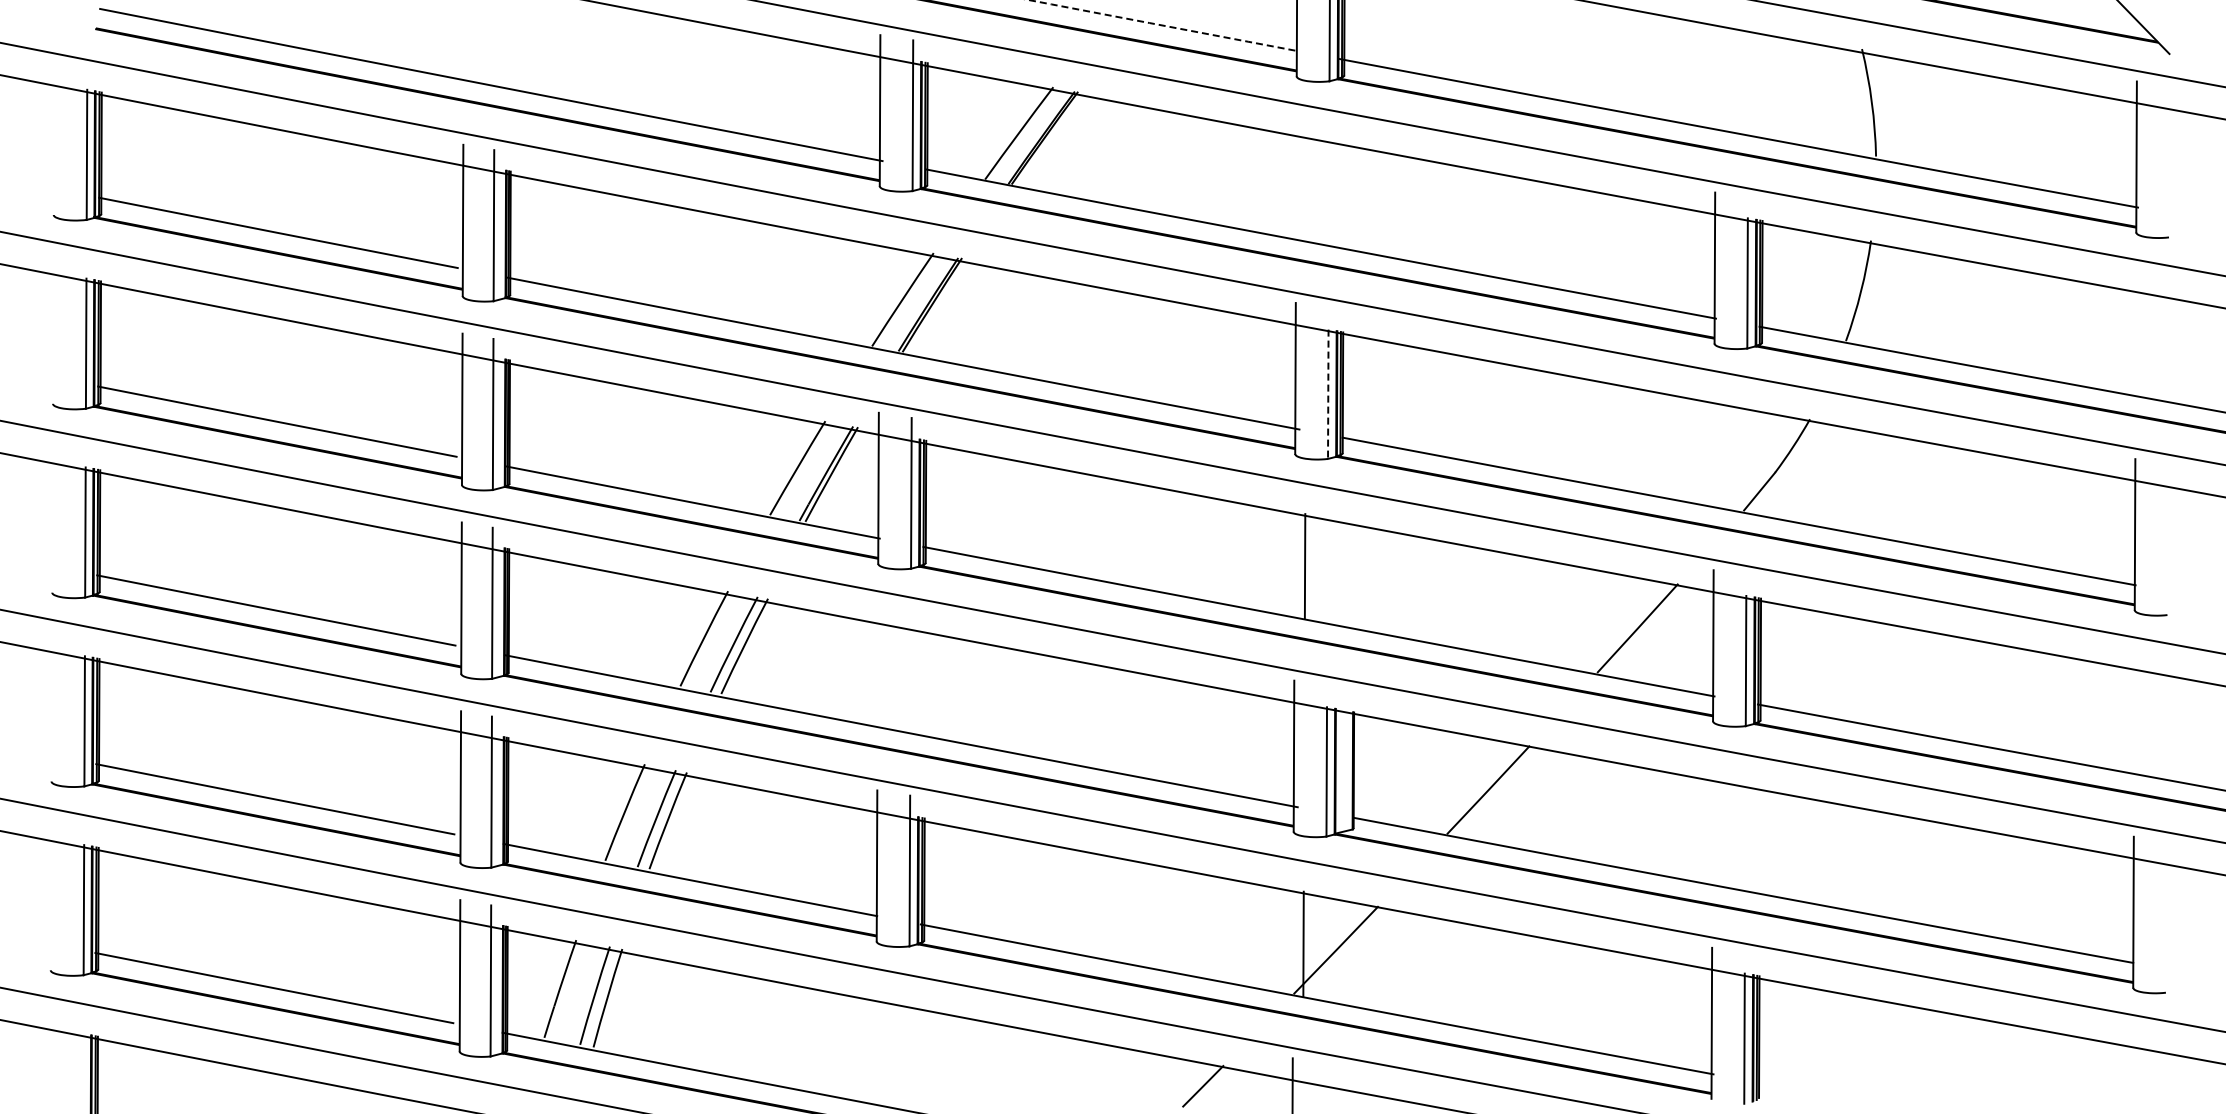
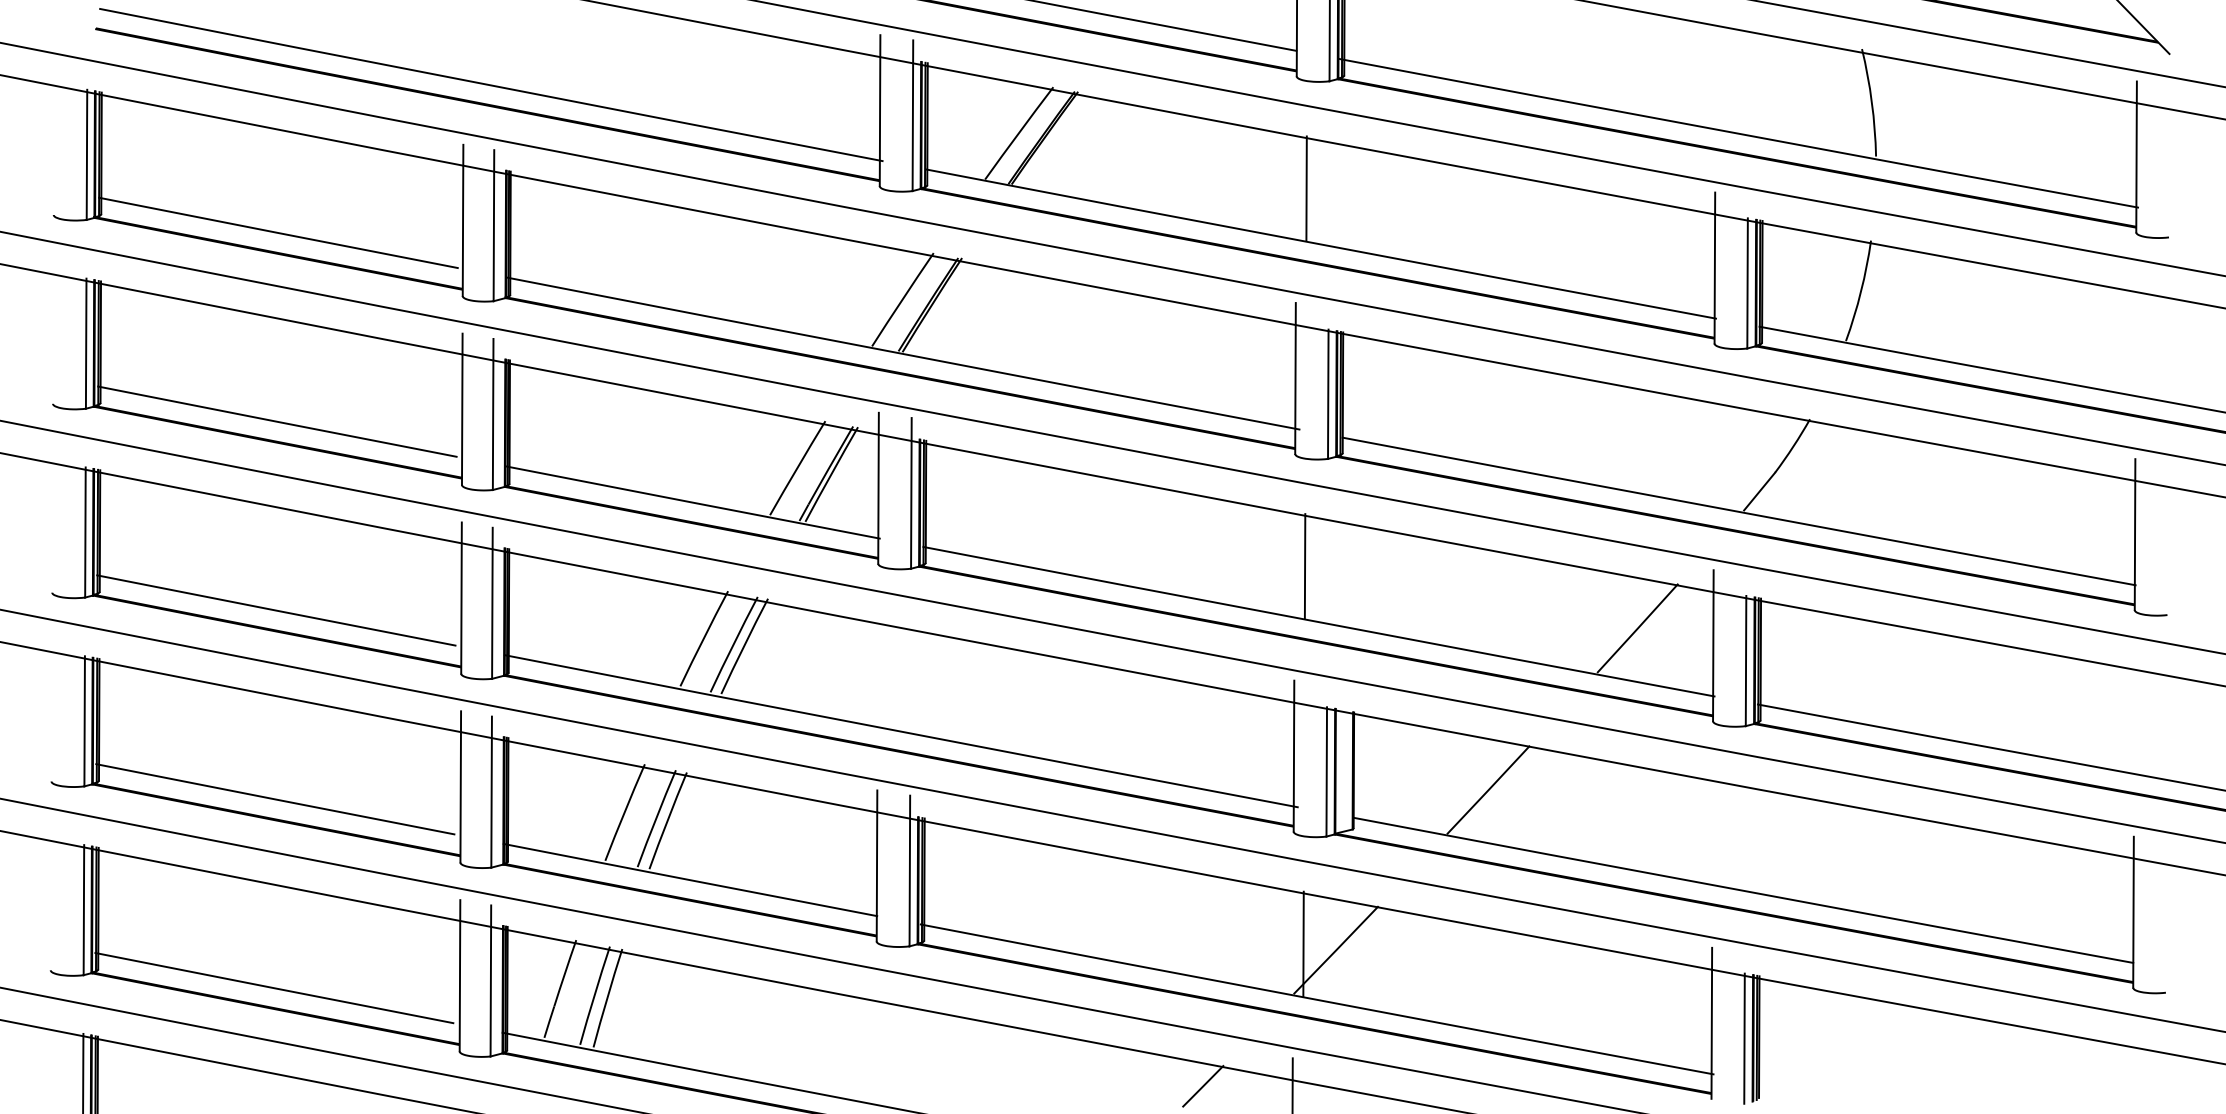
arc: dashed -> solid (1163, 25)
line: none -> present (1306, 188)
line: dashed -> solid (1328, 394)
line: none -> present (83, 1071)
